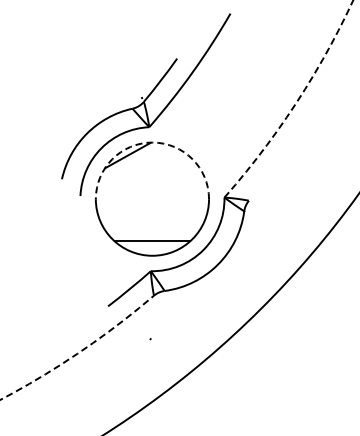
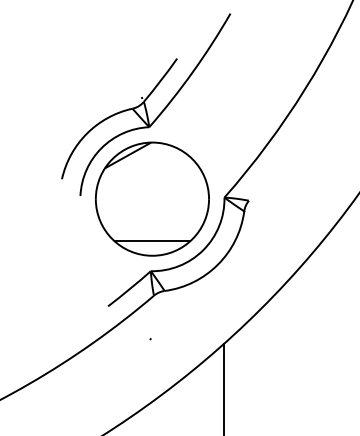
arc: dashed -> solid (296, 103)
arc: dashed -> solid (152, 142)
arc: dashed -> solid (81, 351)
line: none -> present (224, 387)
